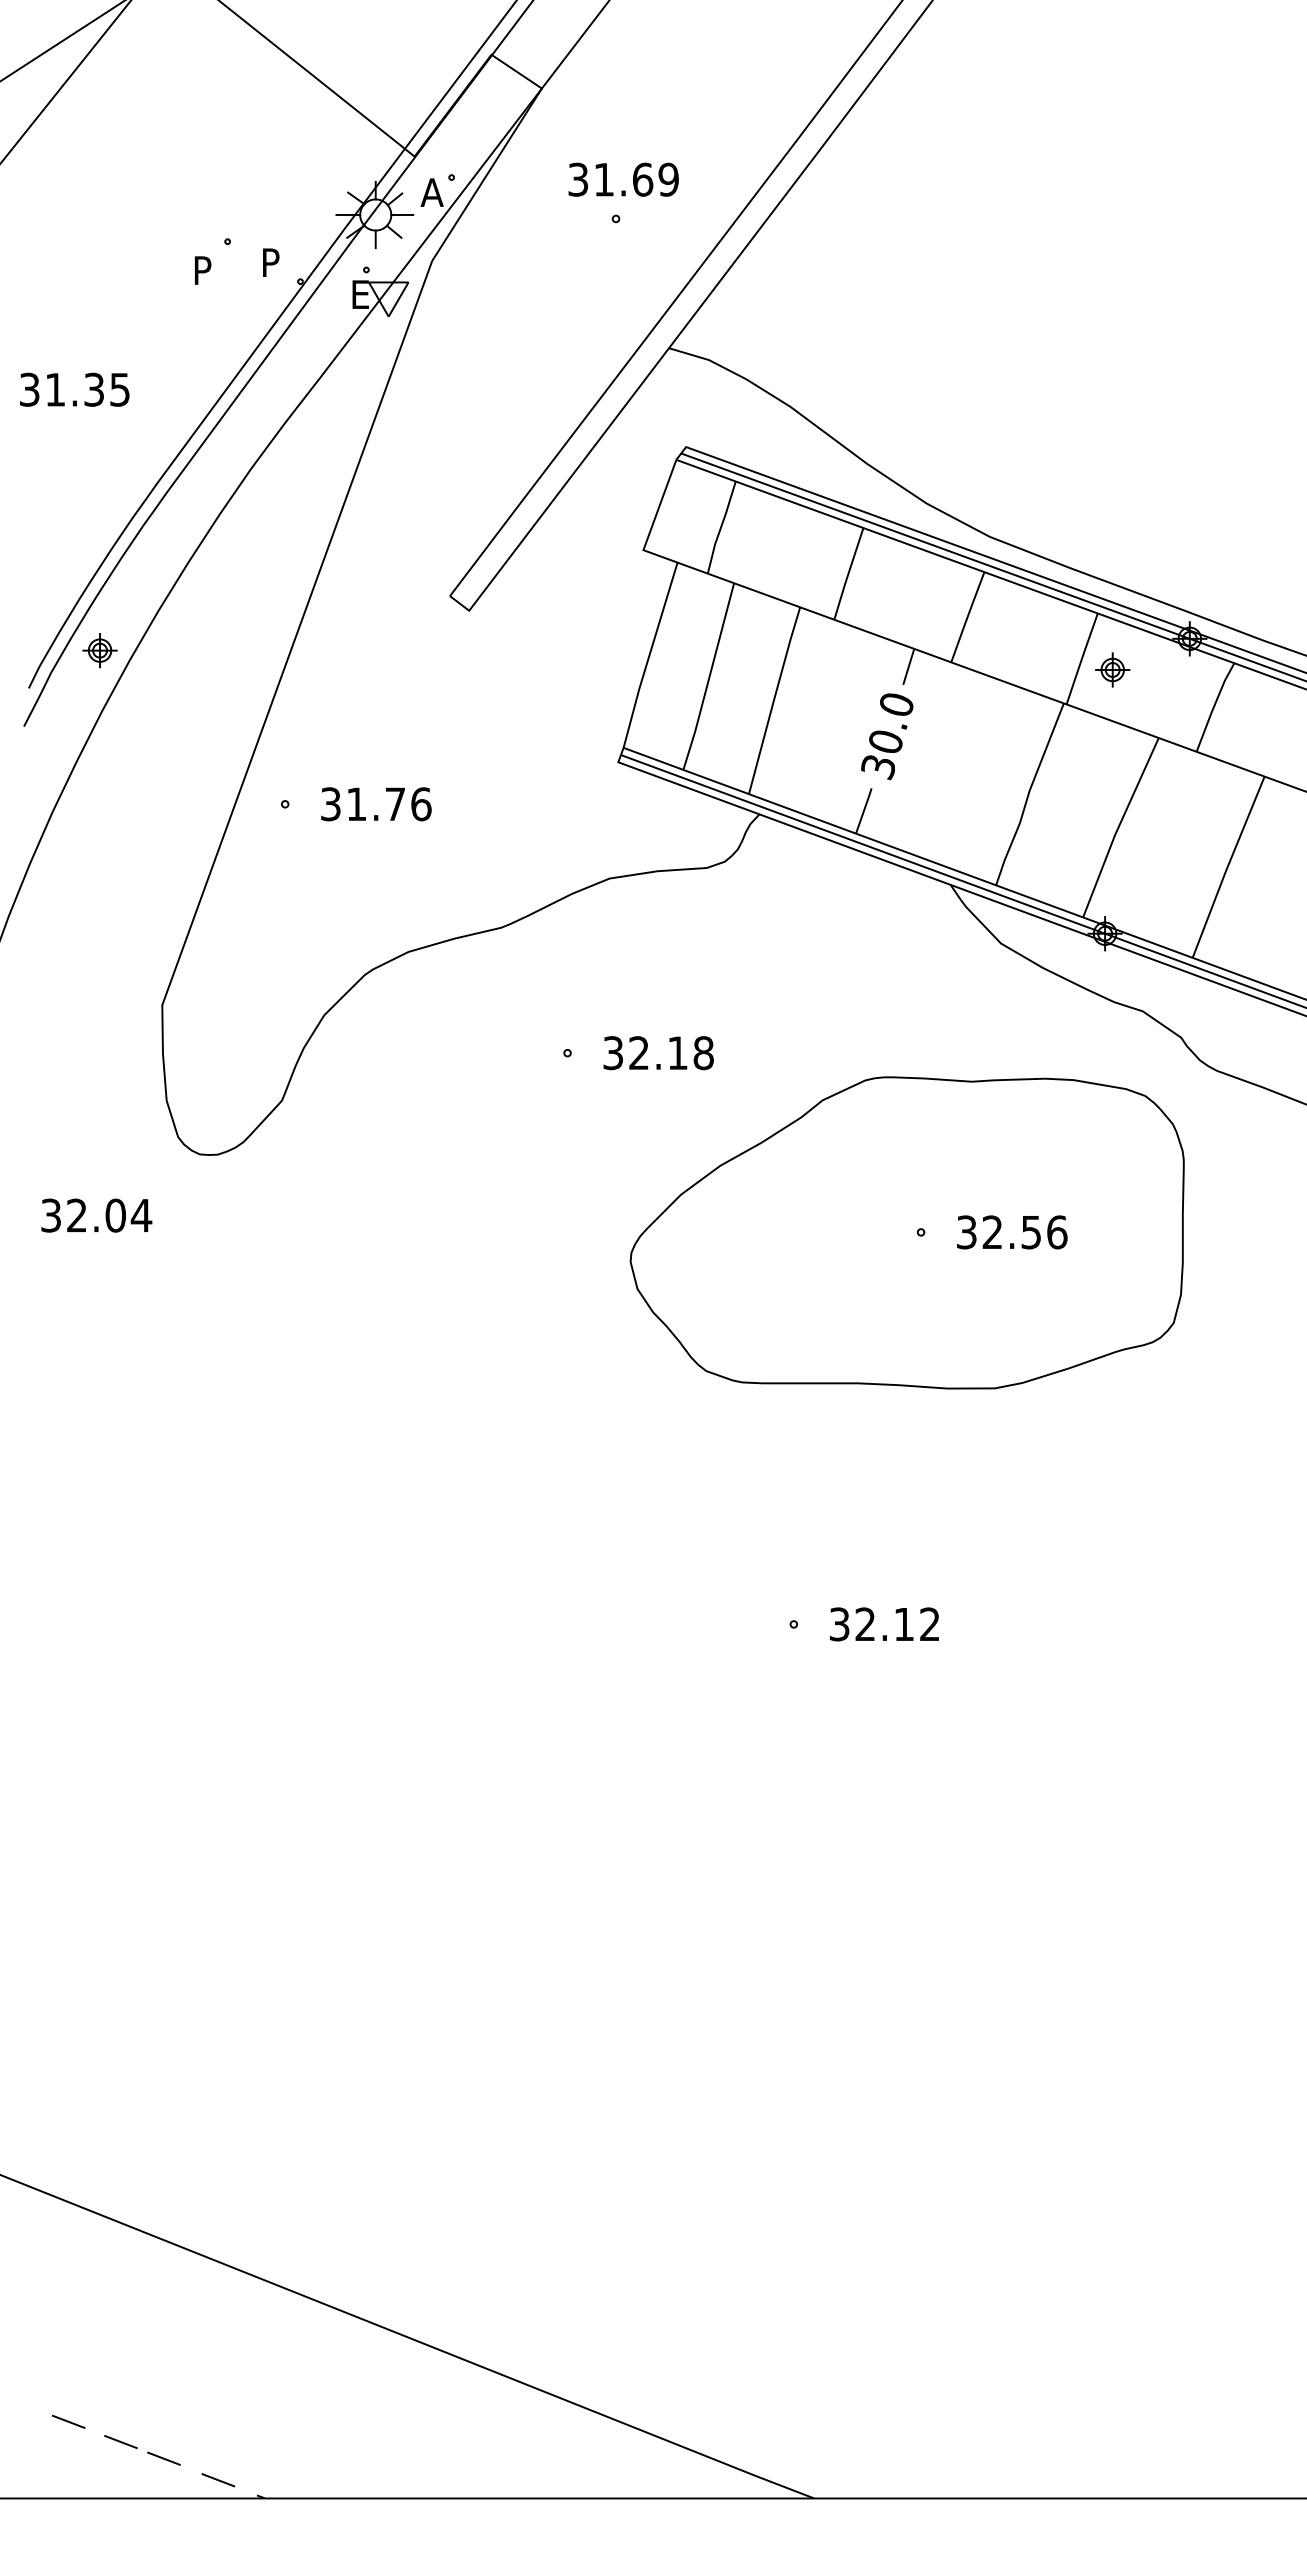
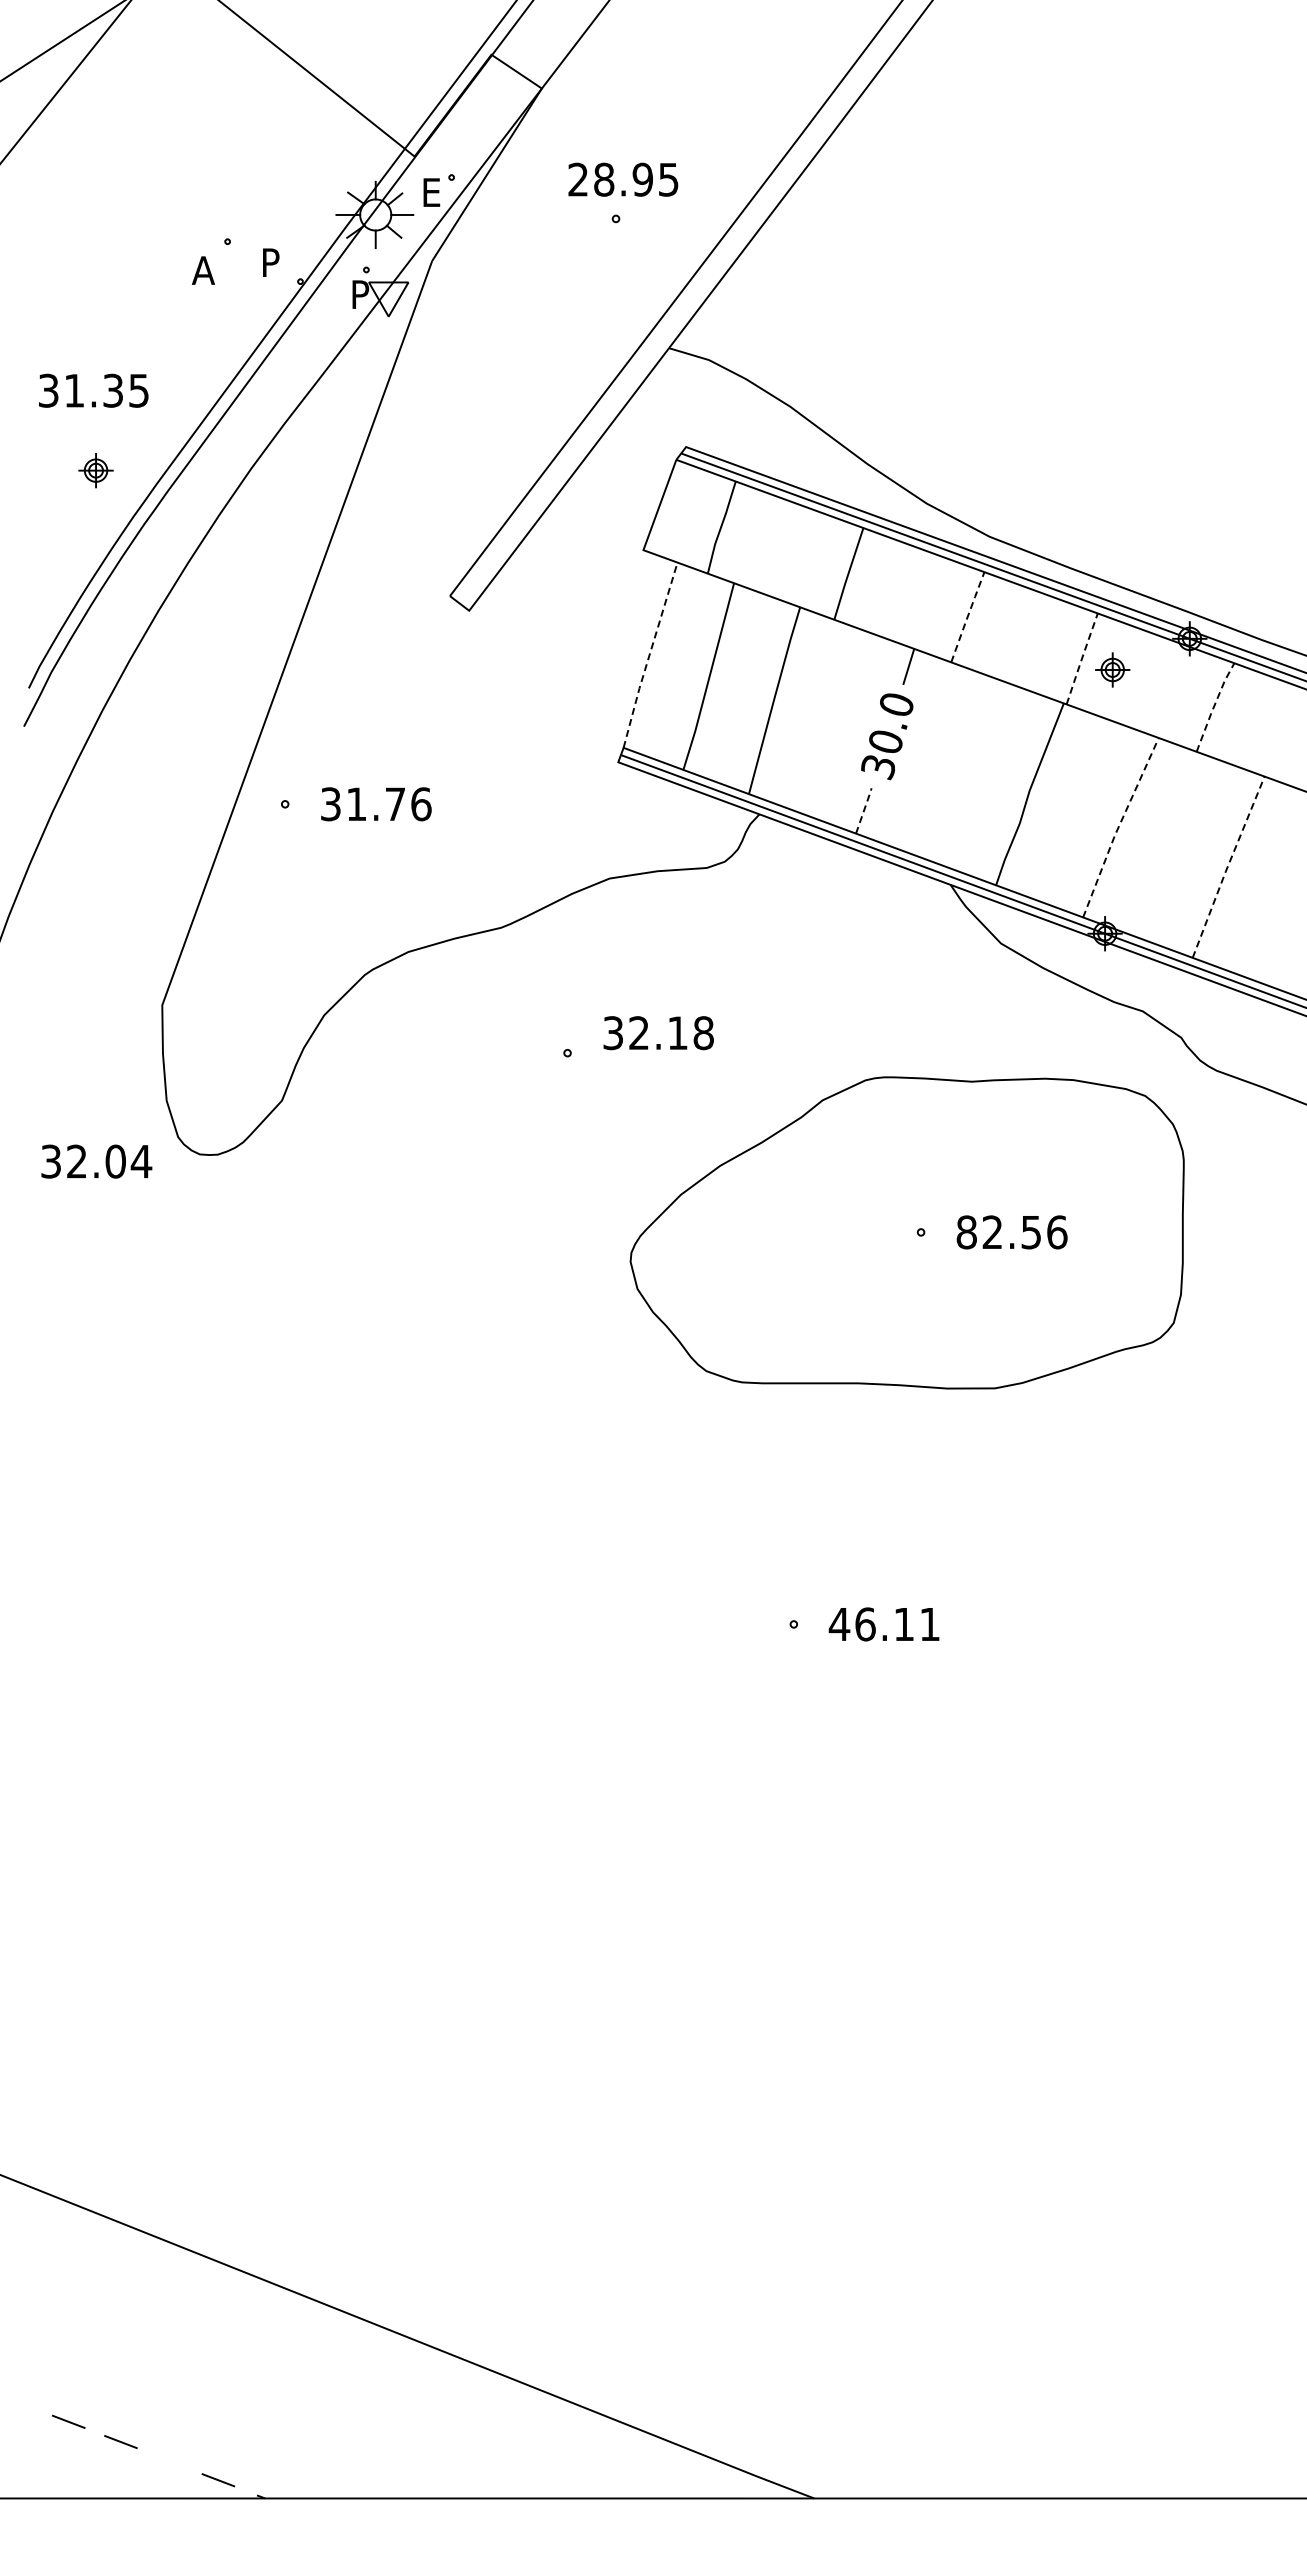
text: 31.69 -> 28.95 (623, 179)
text: A -> E (431, 192)
text: P -> A (202, 270)
text: E -> P (362, 294)
text position: (74, 389) -> (93, 390) (93, 390)
line: solid -> dashed (967, 617)
part position: (99, 650) -> (95, 470) (95, 470)
line: solid -> dashed (649, 655)
line: solid -> dashed (1082, 658)
line: solid -> dashed (1214, 706)
line: solid -> dashed (864, 810)
line: solid -> dashed (1118, 827)
line: solid -> dashed (1227, 867)
text position: (658, 1053) -> (658, 1033) (658, 1033)
text position: (96, 1215) -> (96, 1161) (96, 1161)
text: 32.56 -> 82.56 (966, 1232)
text: 32.12 -> 46.11 (883, 1624)
line: present -> none (163, 2458)
